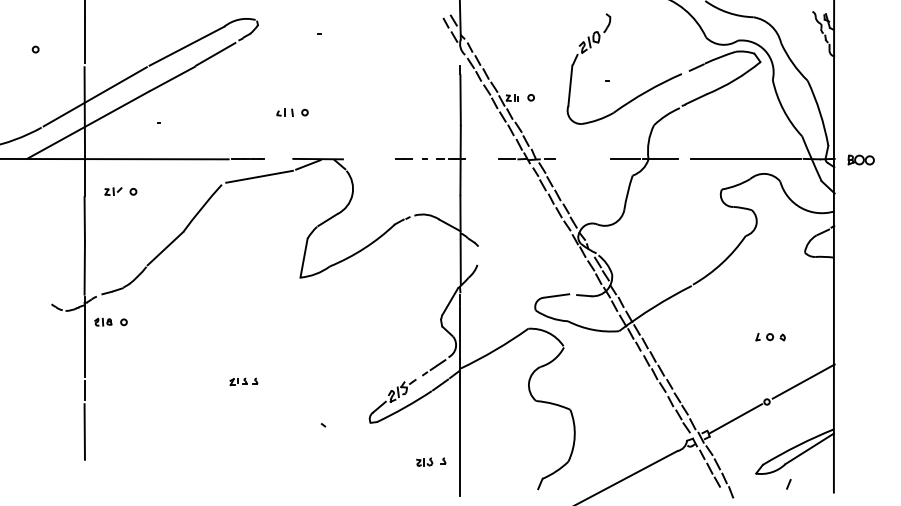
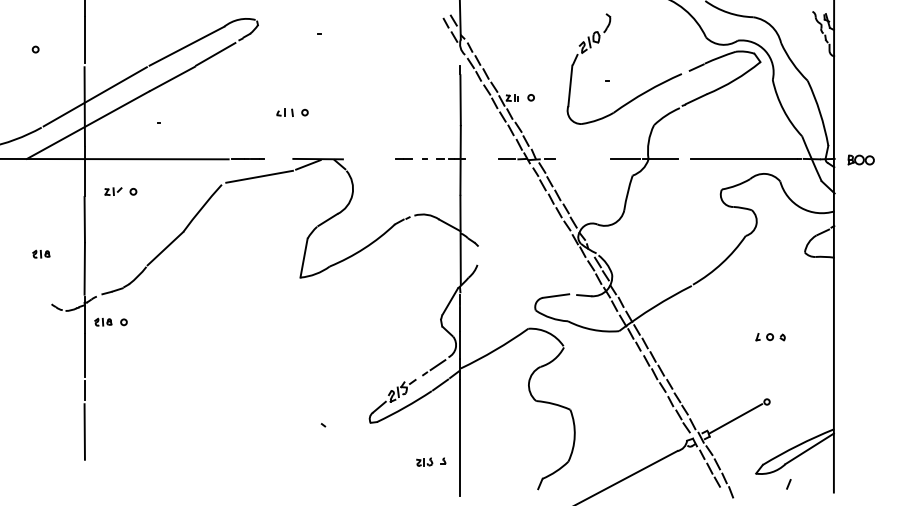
part: none -> present (41, 253)
part: present -> none (243, 381)
line: present -> none (803, 381)
